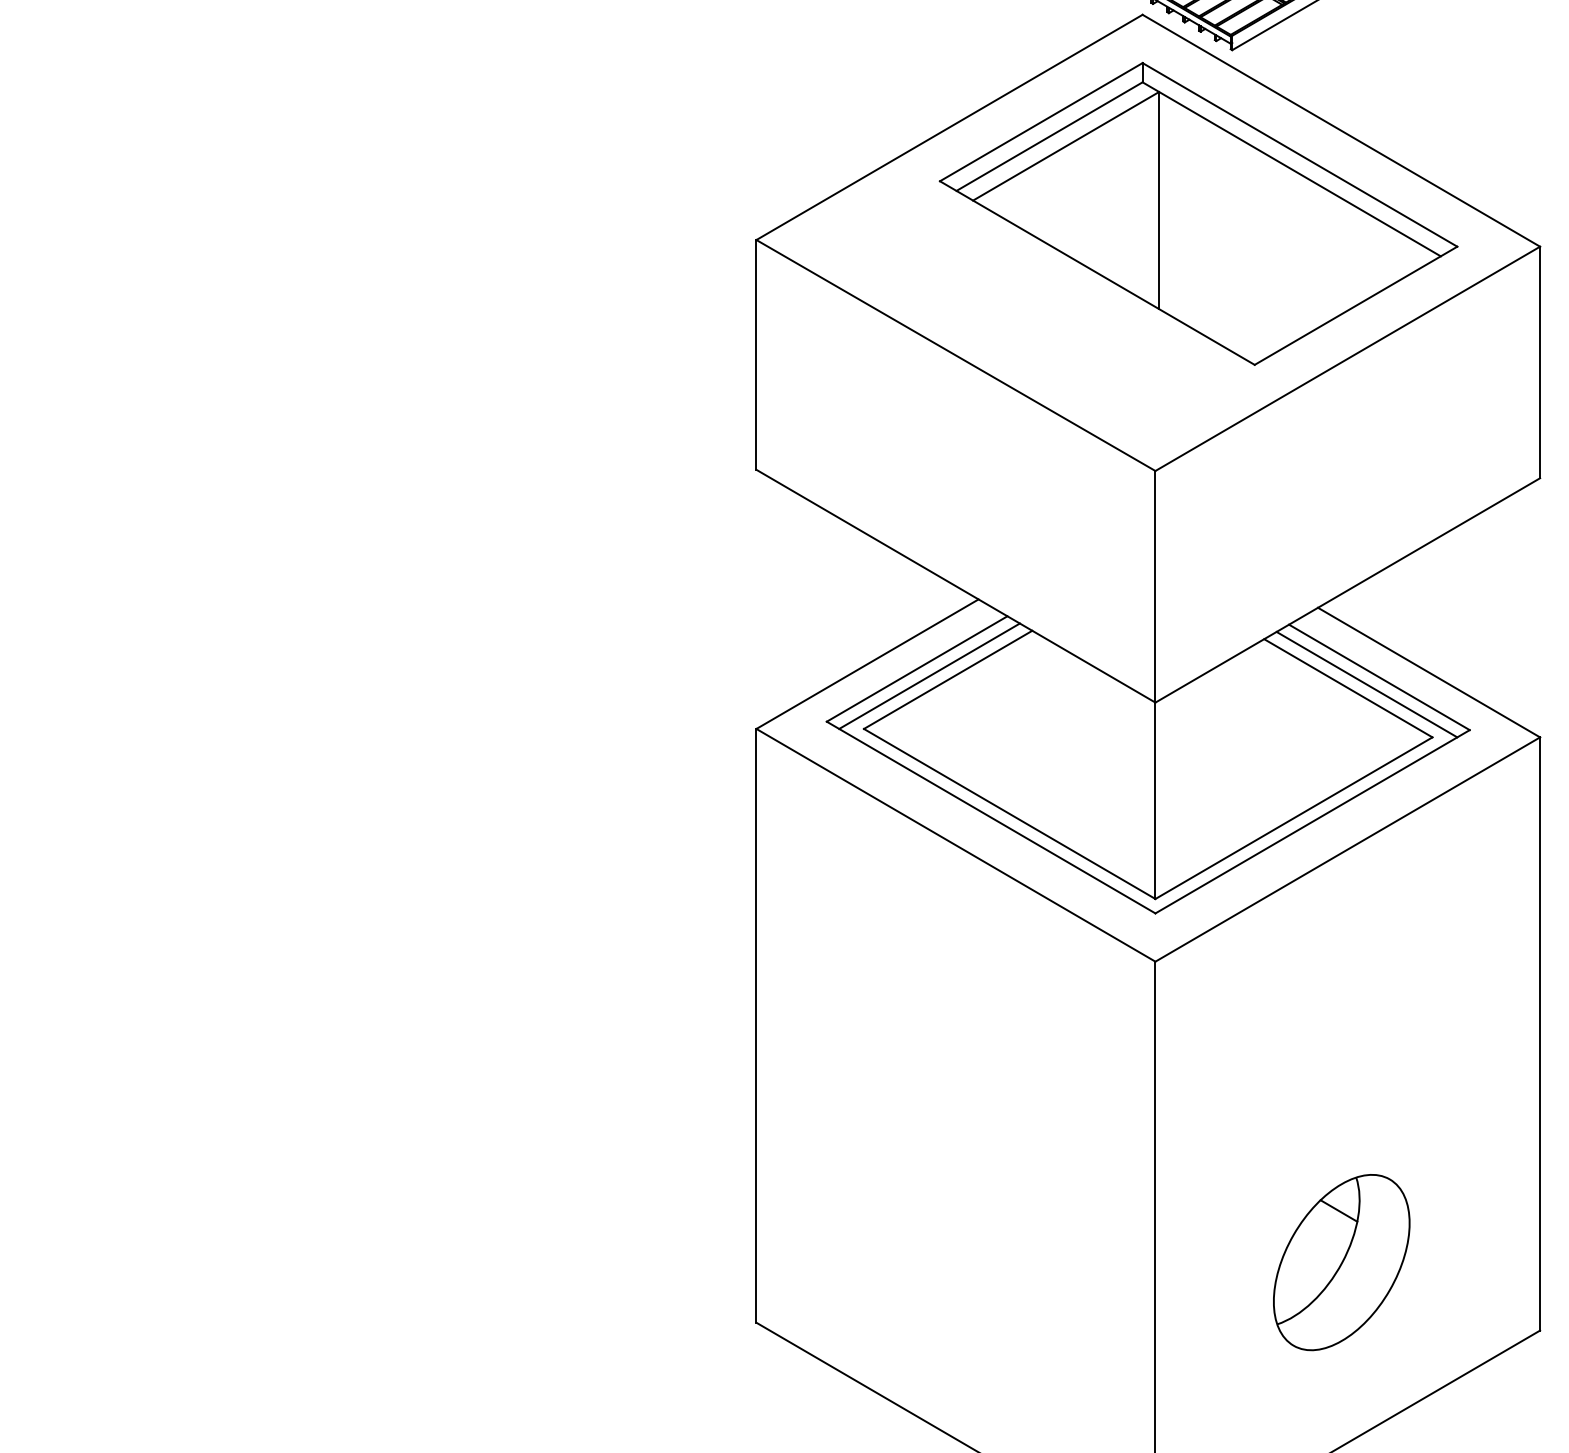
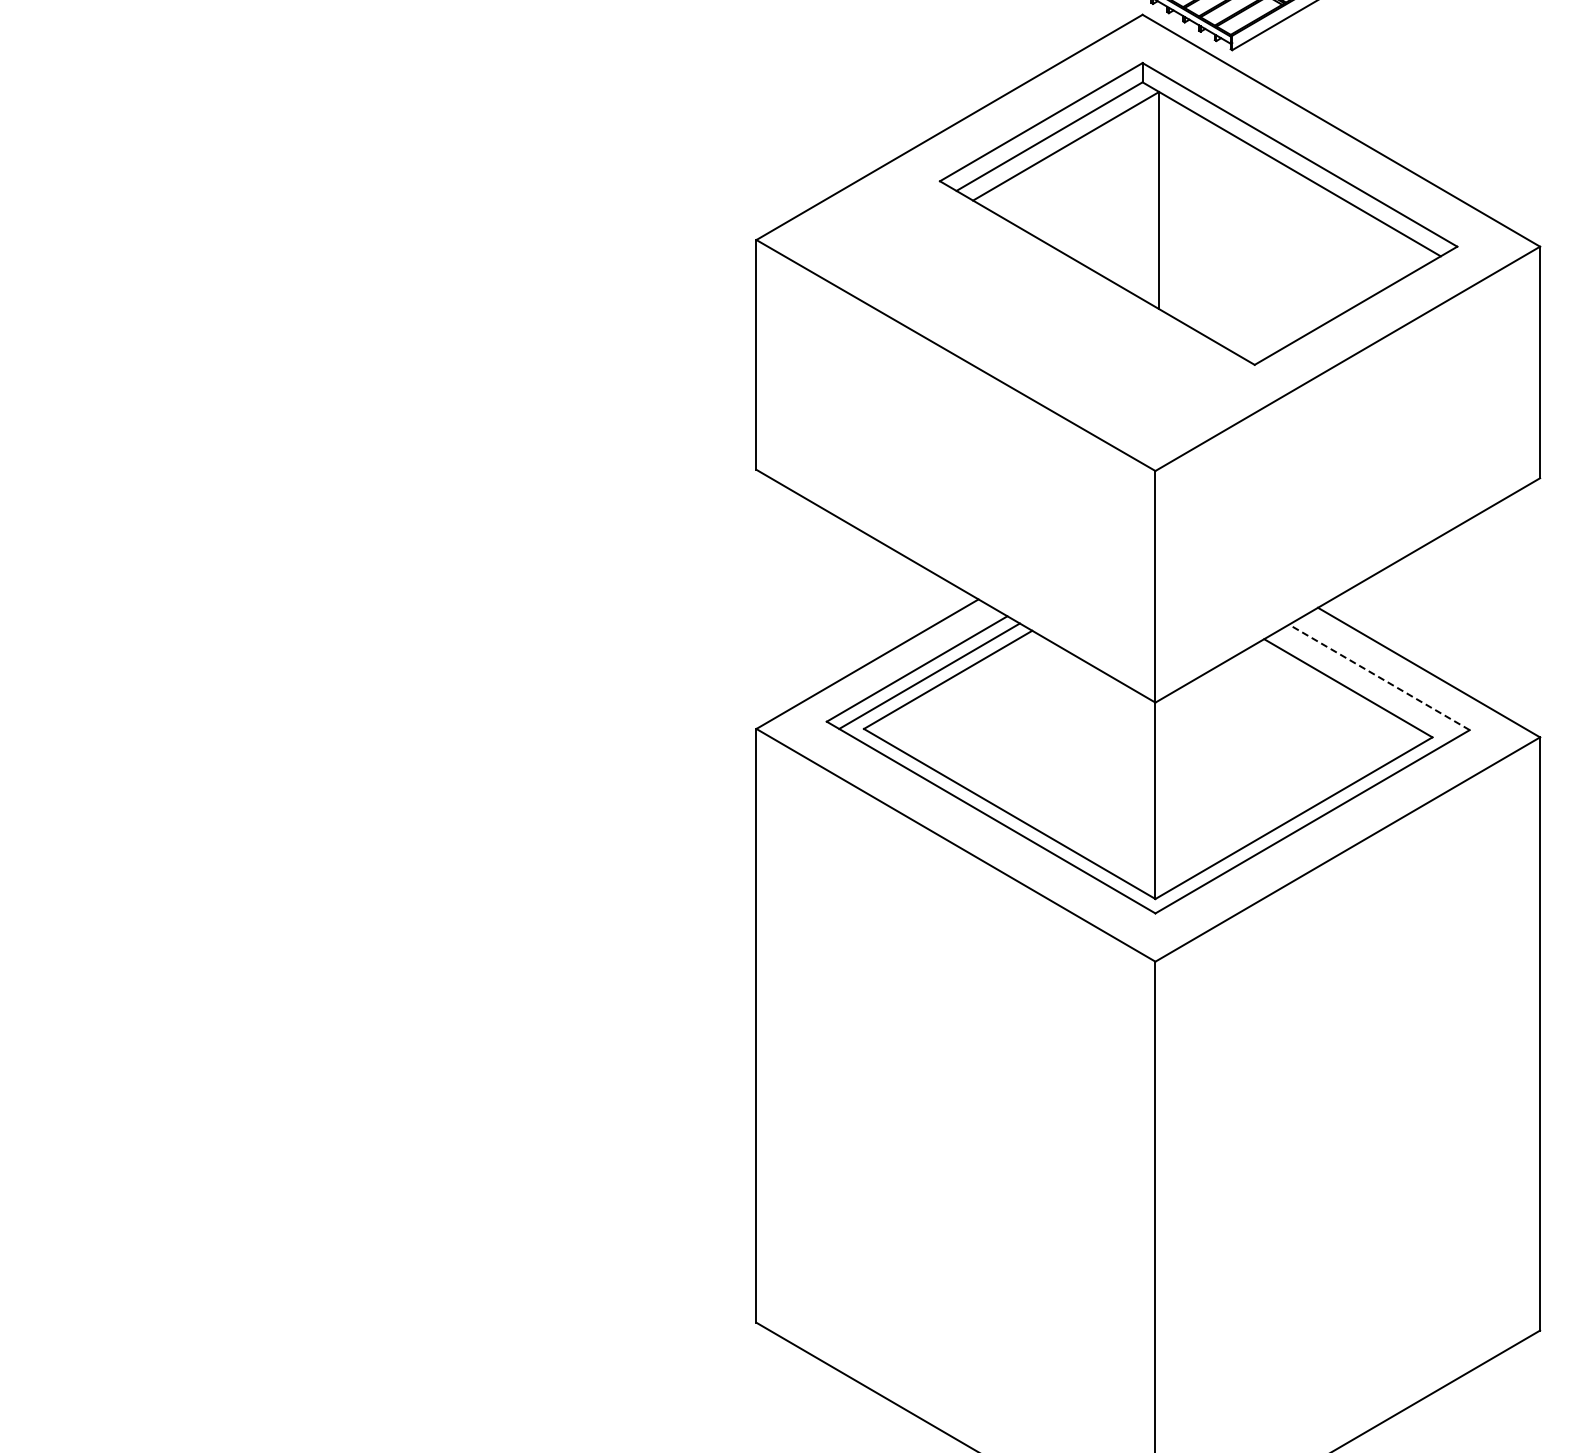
line: solid -> dashed (1379, 677)
line: present -> none (1366, 684)
part: present -> none (1341, 1262)
